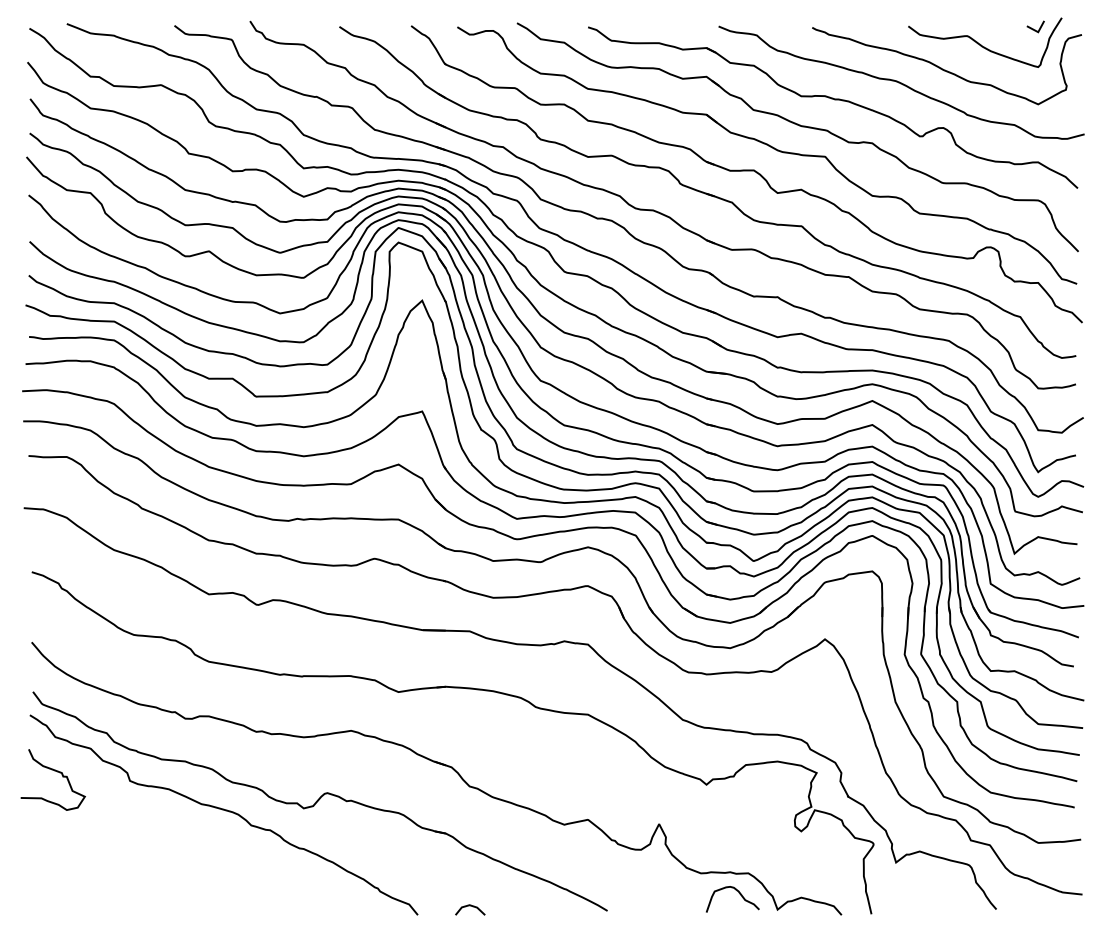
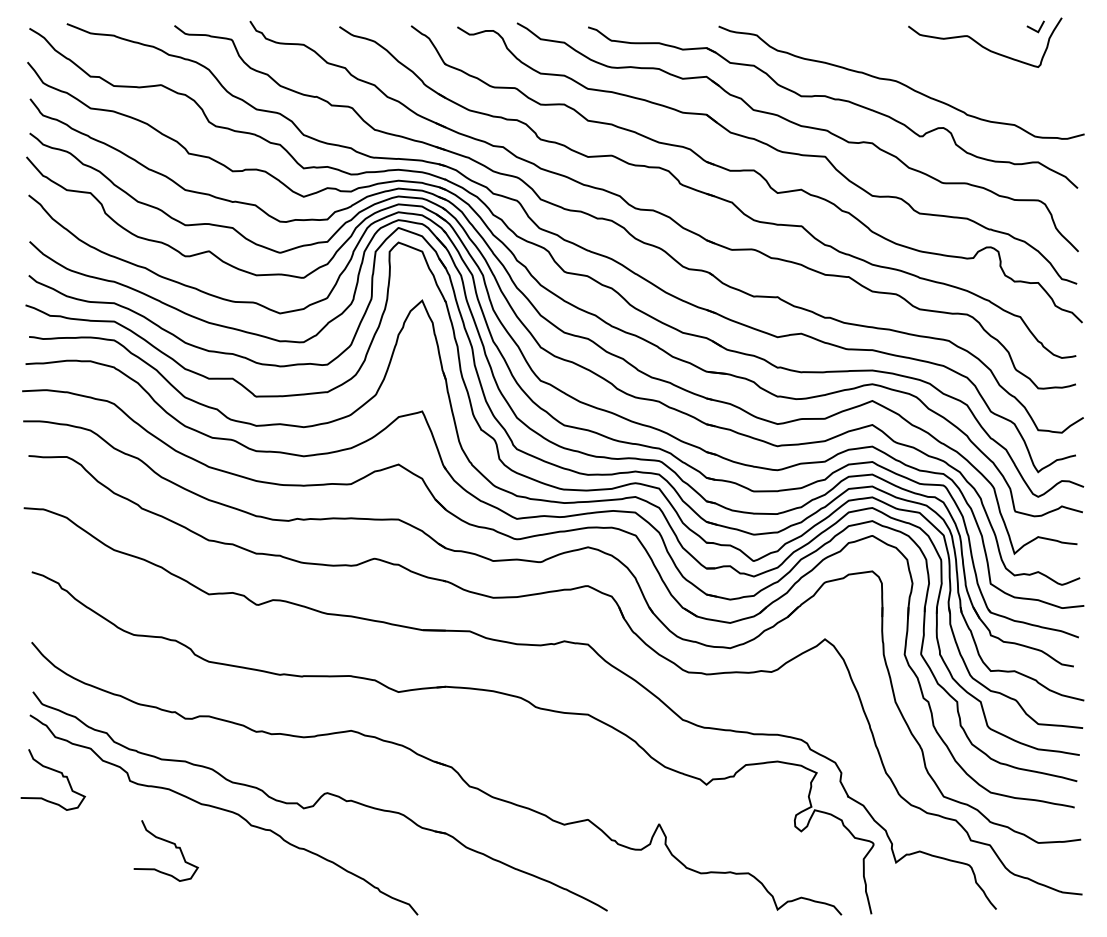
curve: present -> none (945, 69)
curve: none -> present (167, 842)
curve: present -> none (739, 894)
line: present -> none (470, 906)
